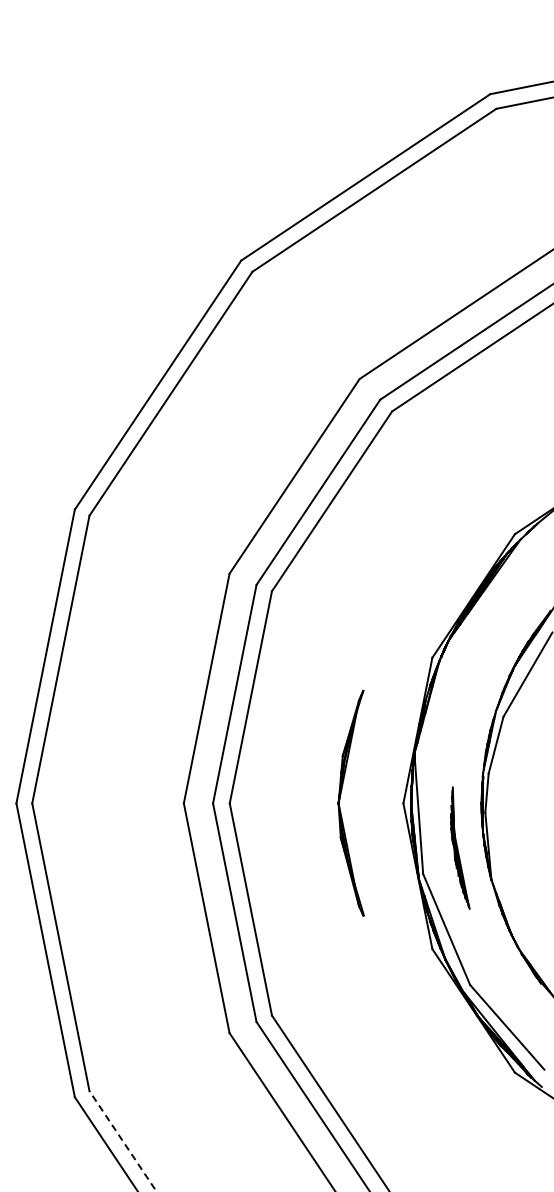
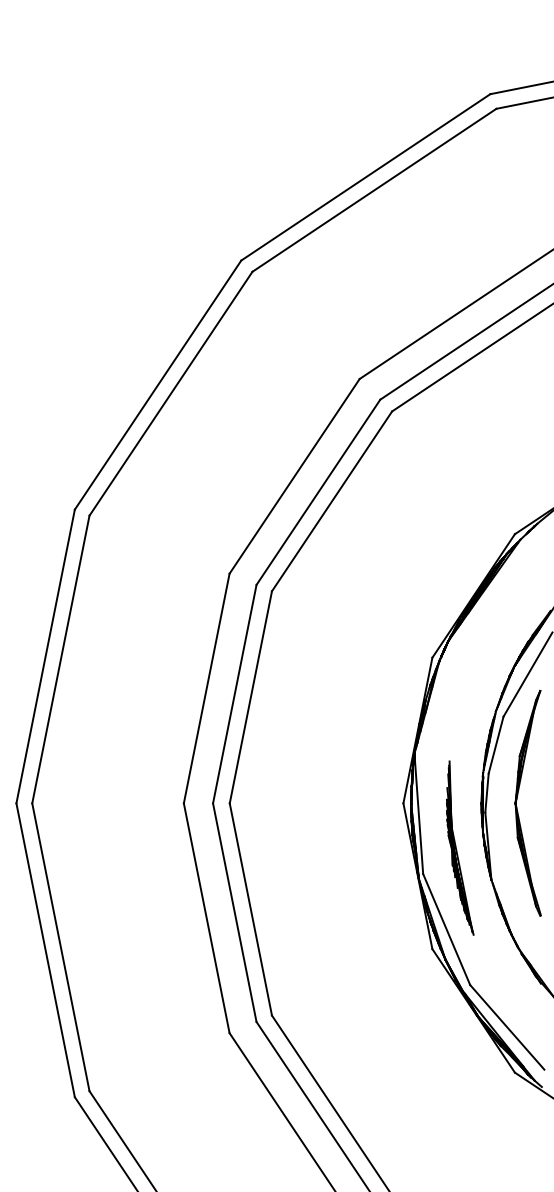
part position: (340, 800) -> (517, 800) (517, 800)
part size: 21x124 px -> 29x176 px (460, 847)
line: dashed -> solid (122, 1140)
